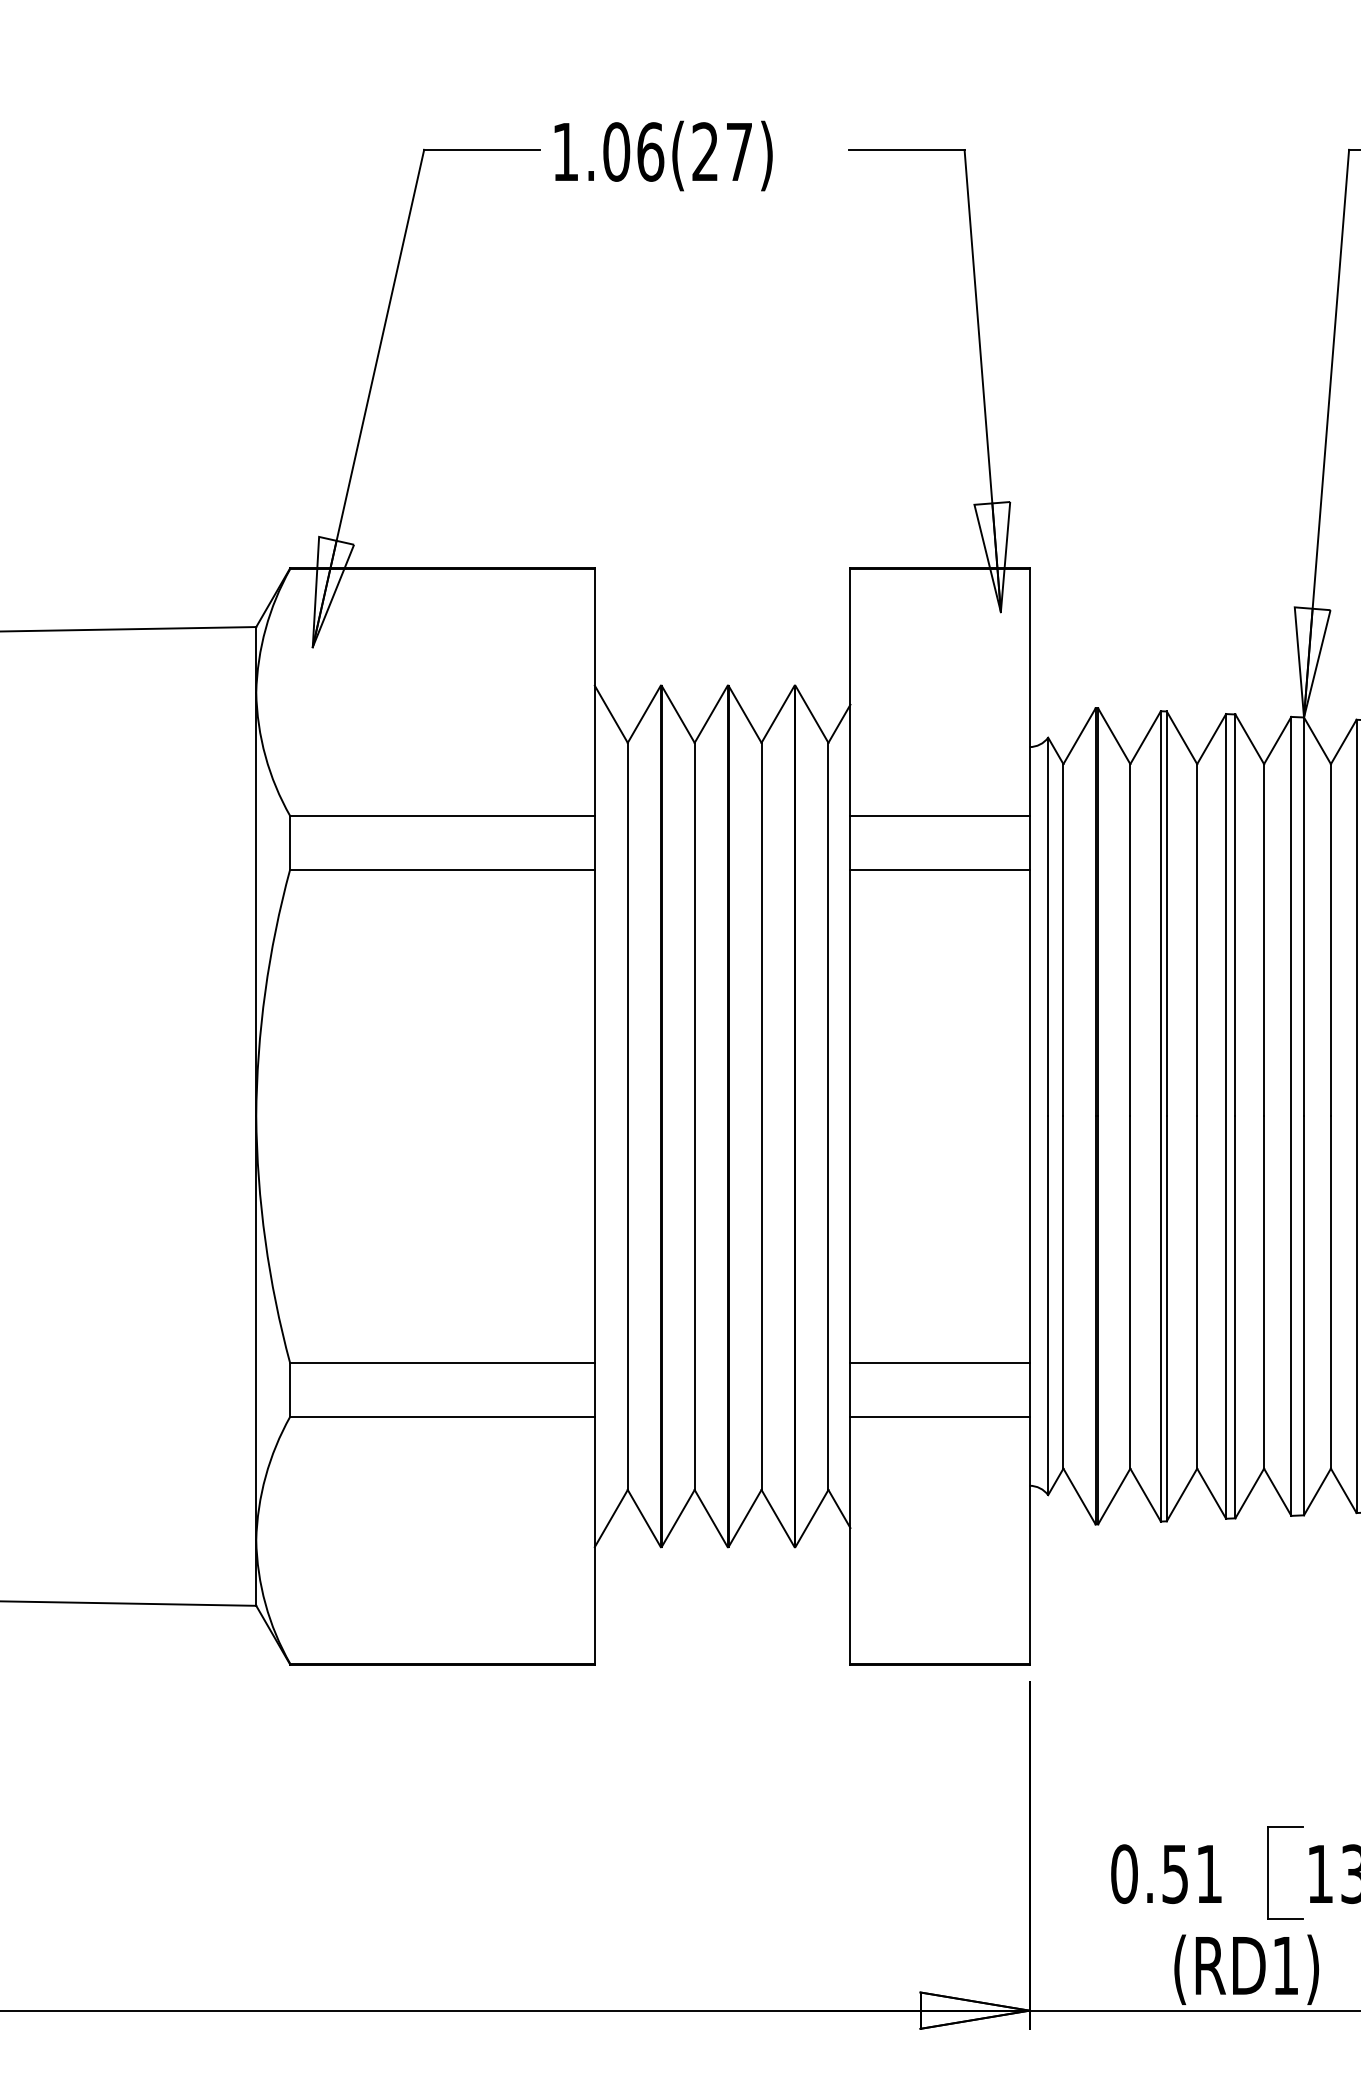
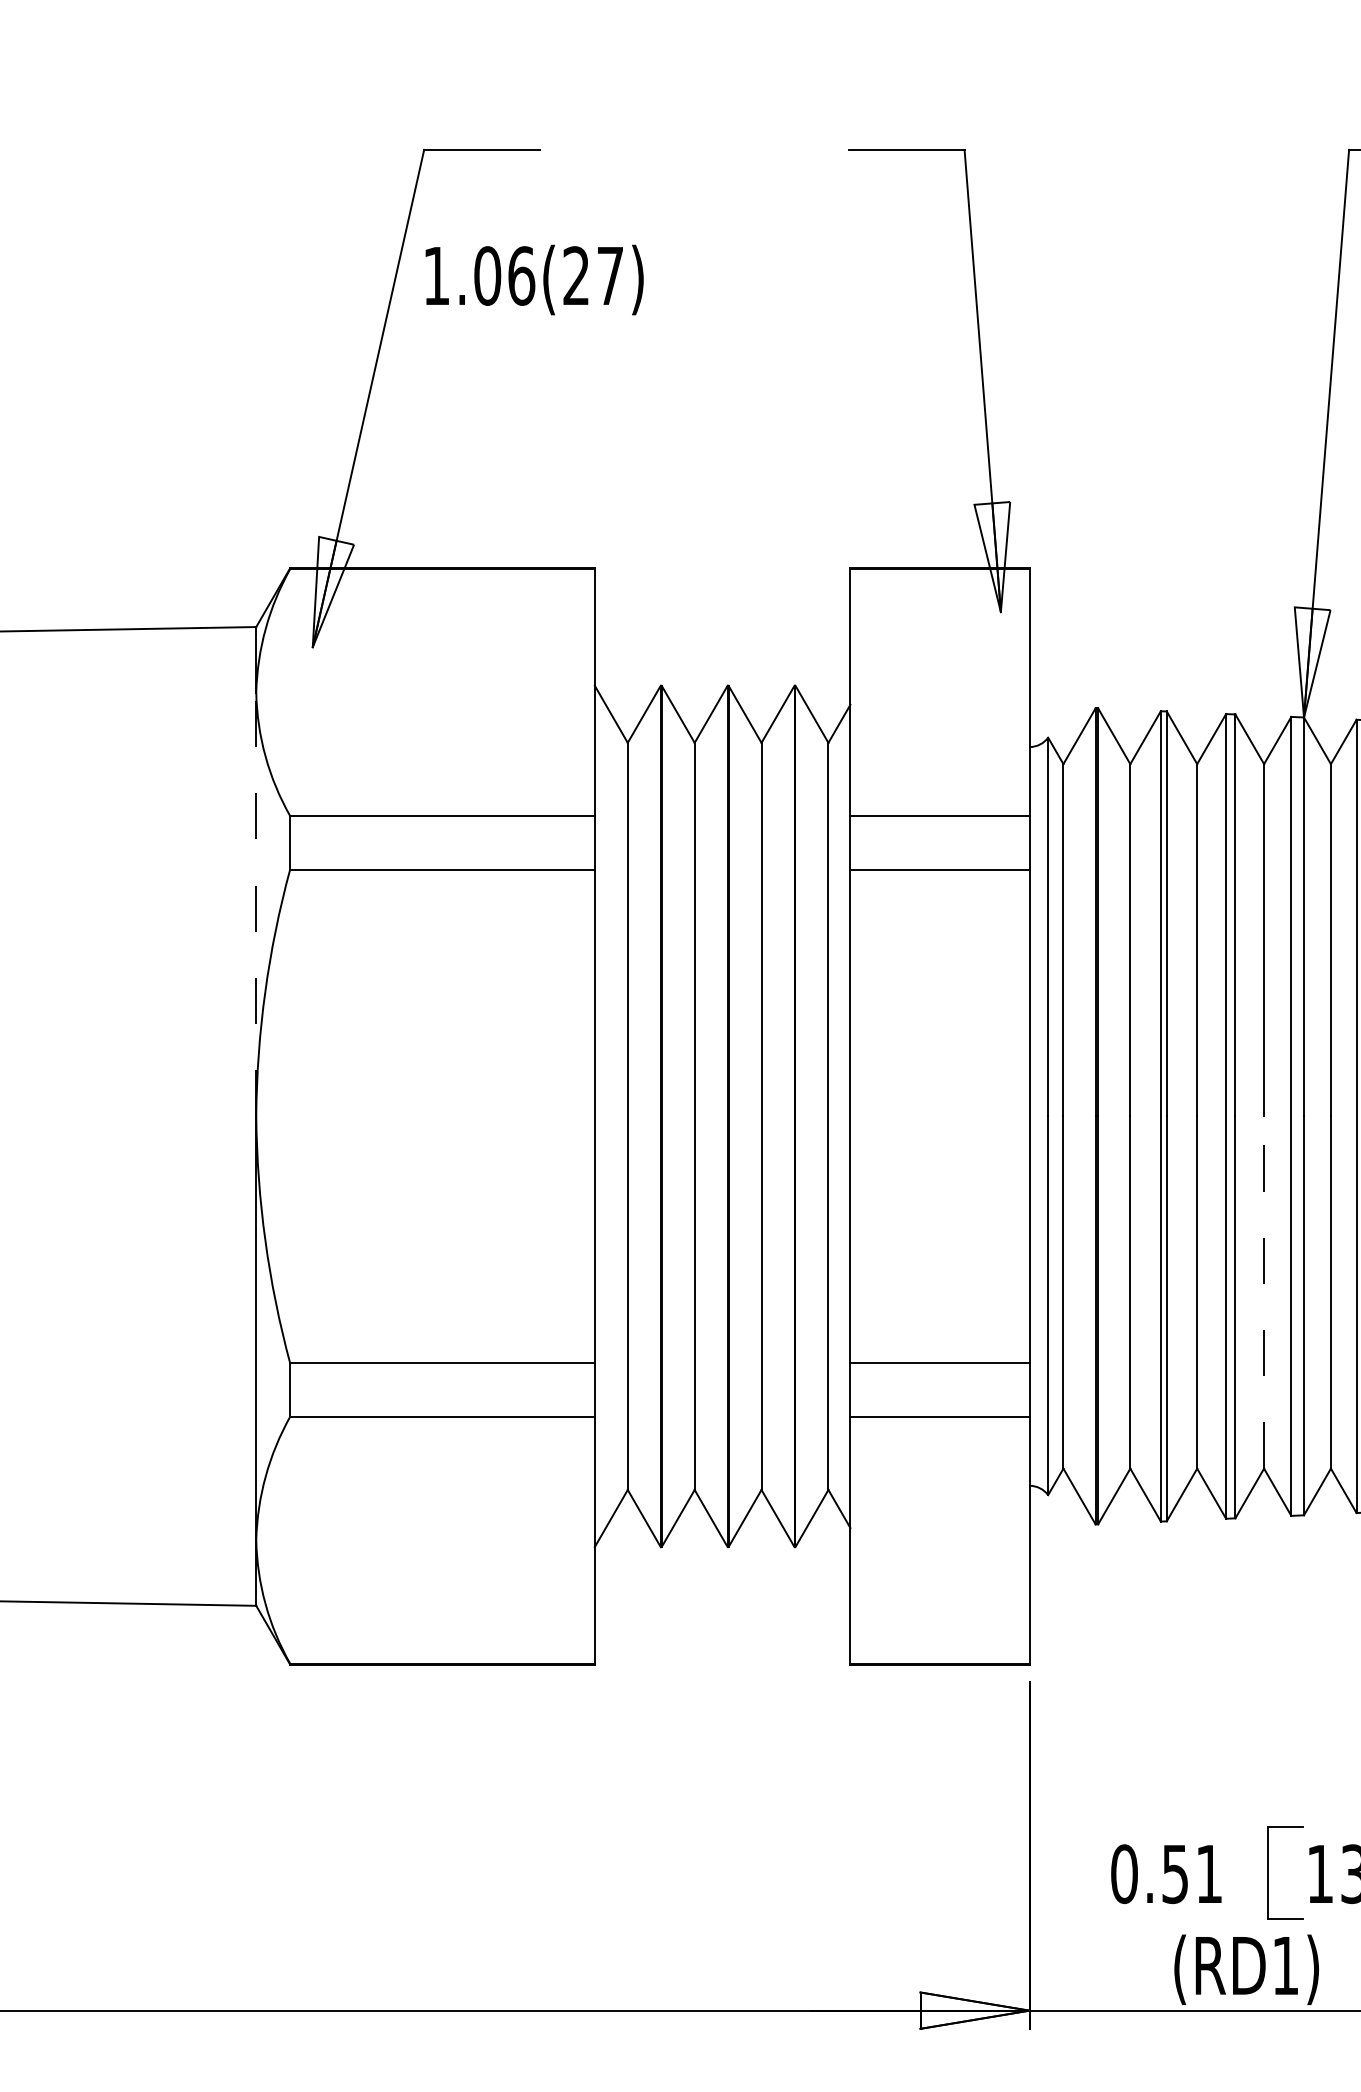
text position: (663, 155) -> (534, 279) (534, 279)
line: solid -> dashed (256, 904)
line: solid -> dashed (1264, 1292)
